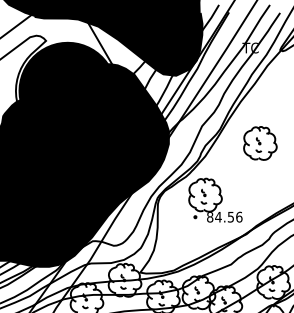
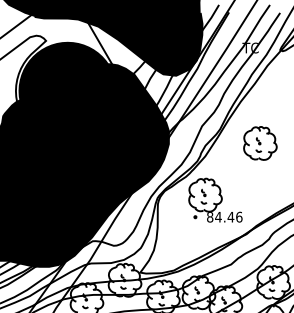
text: 84.56 -> 84.46 (230, 217)
